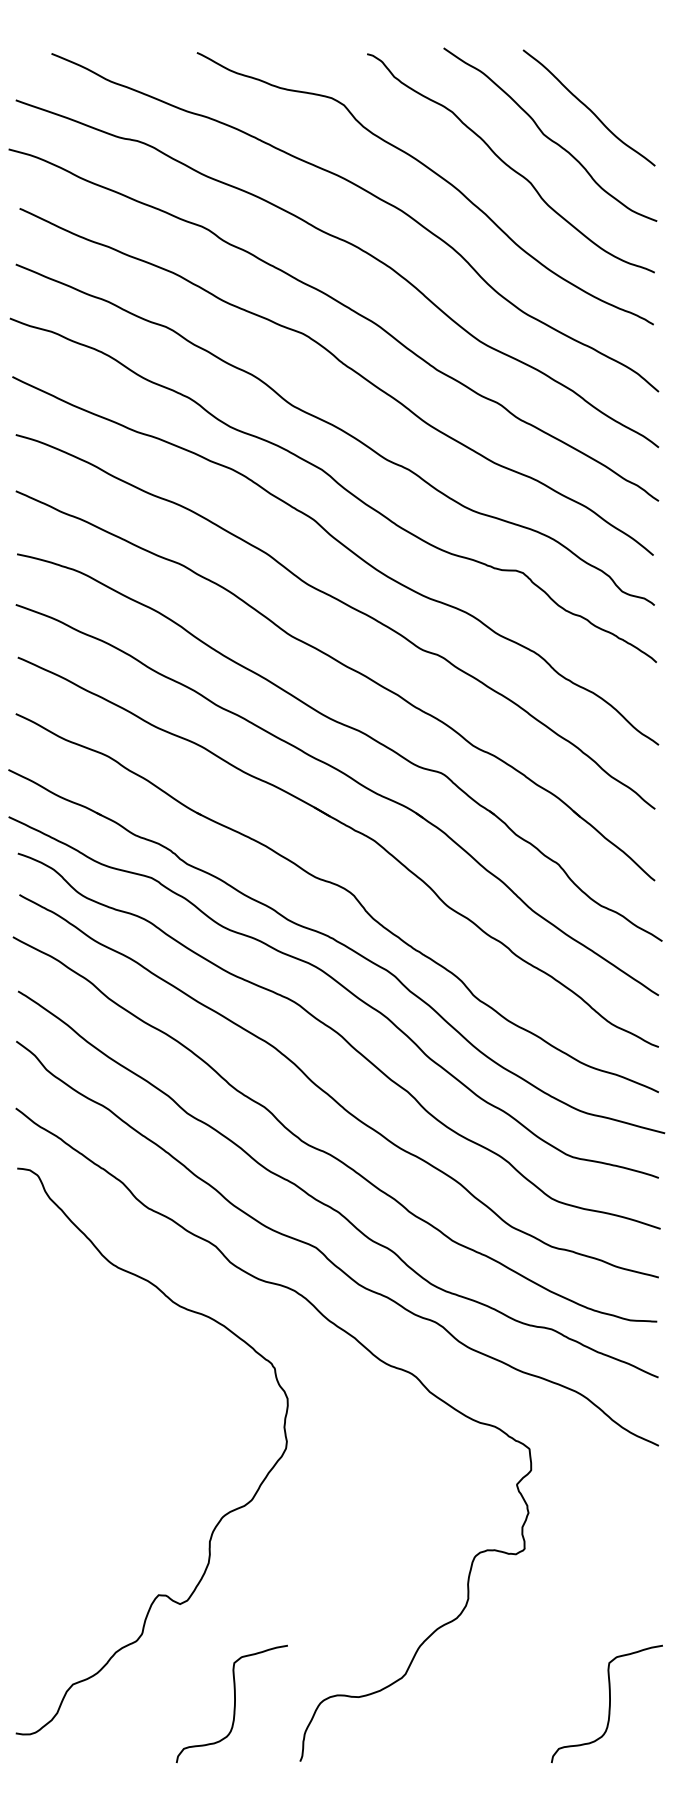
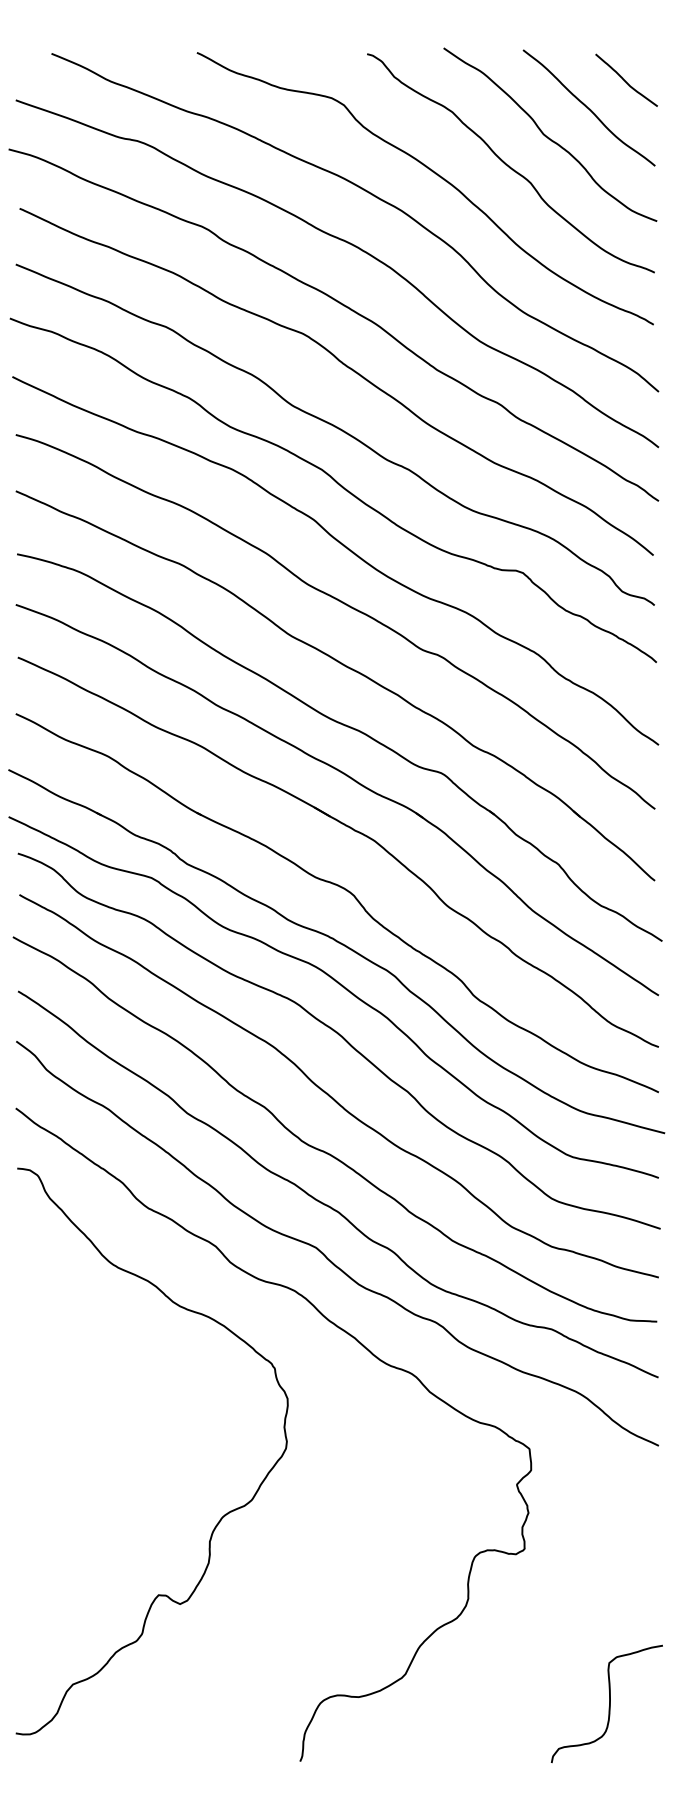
curve: none -> present (625, 80)
curve: present -> none (234, 1703)
